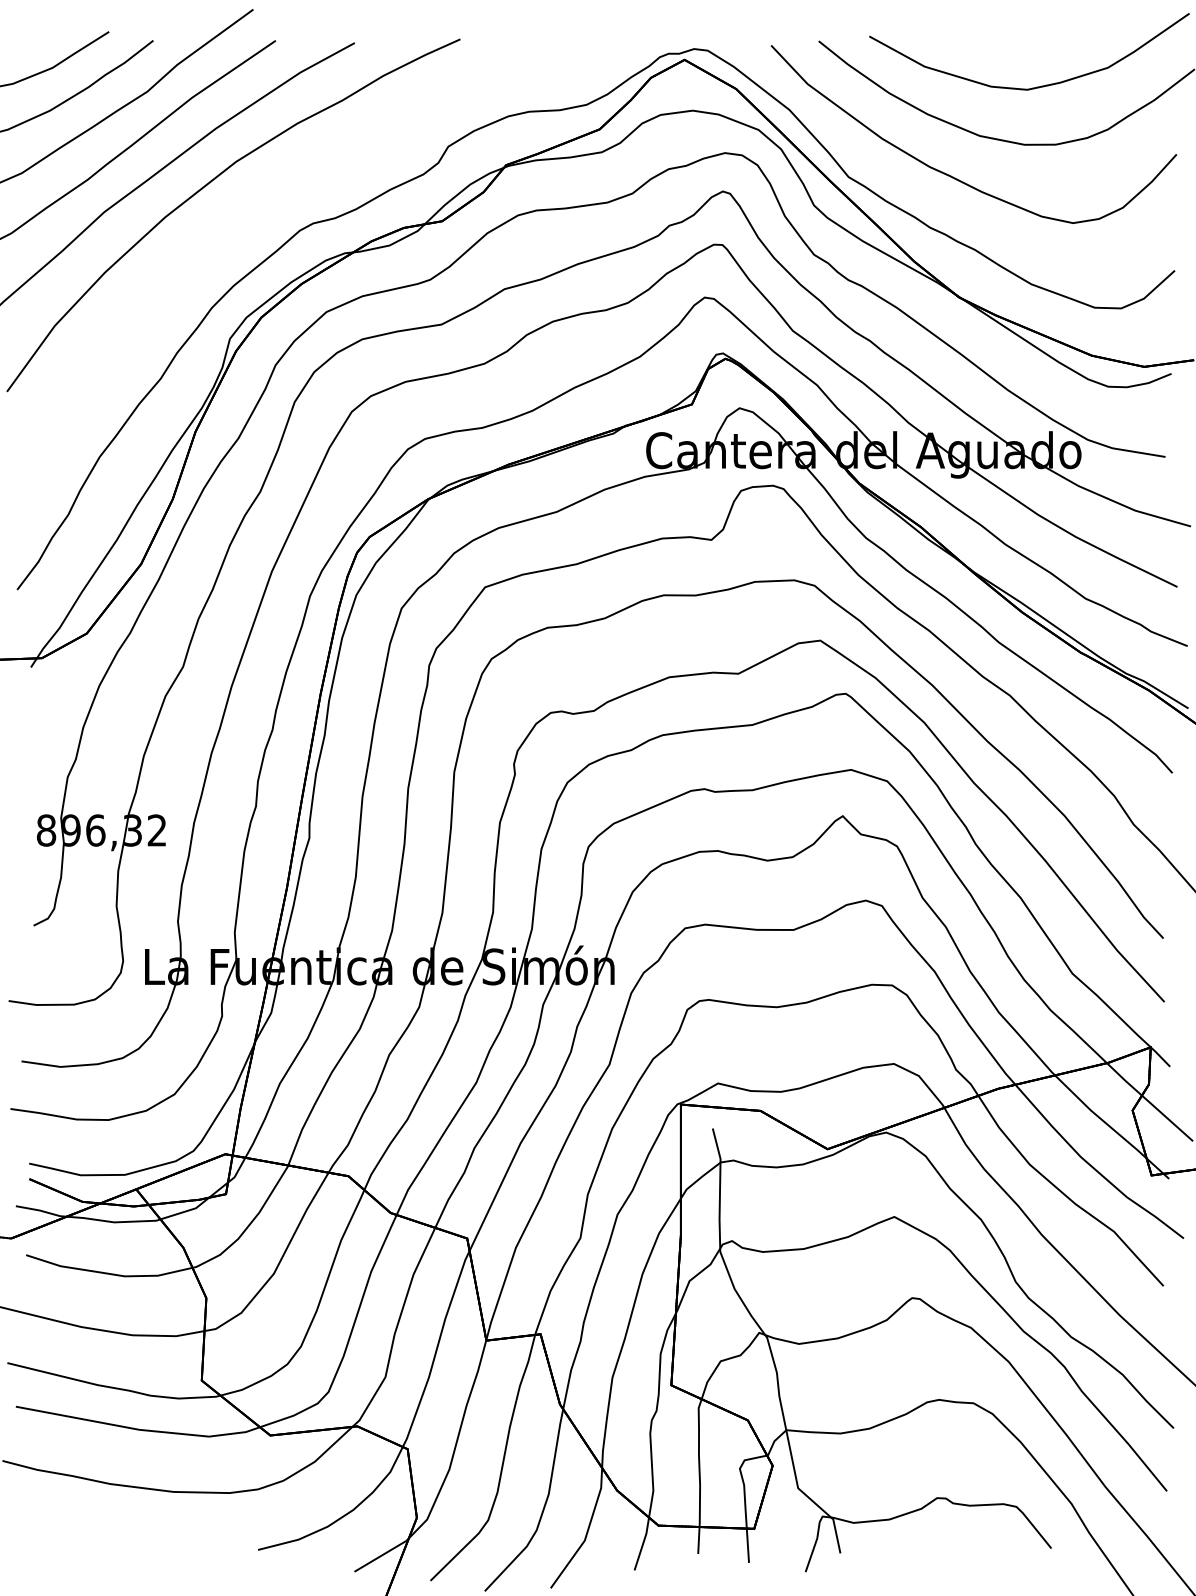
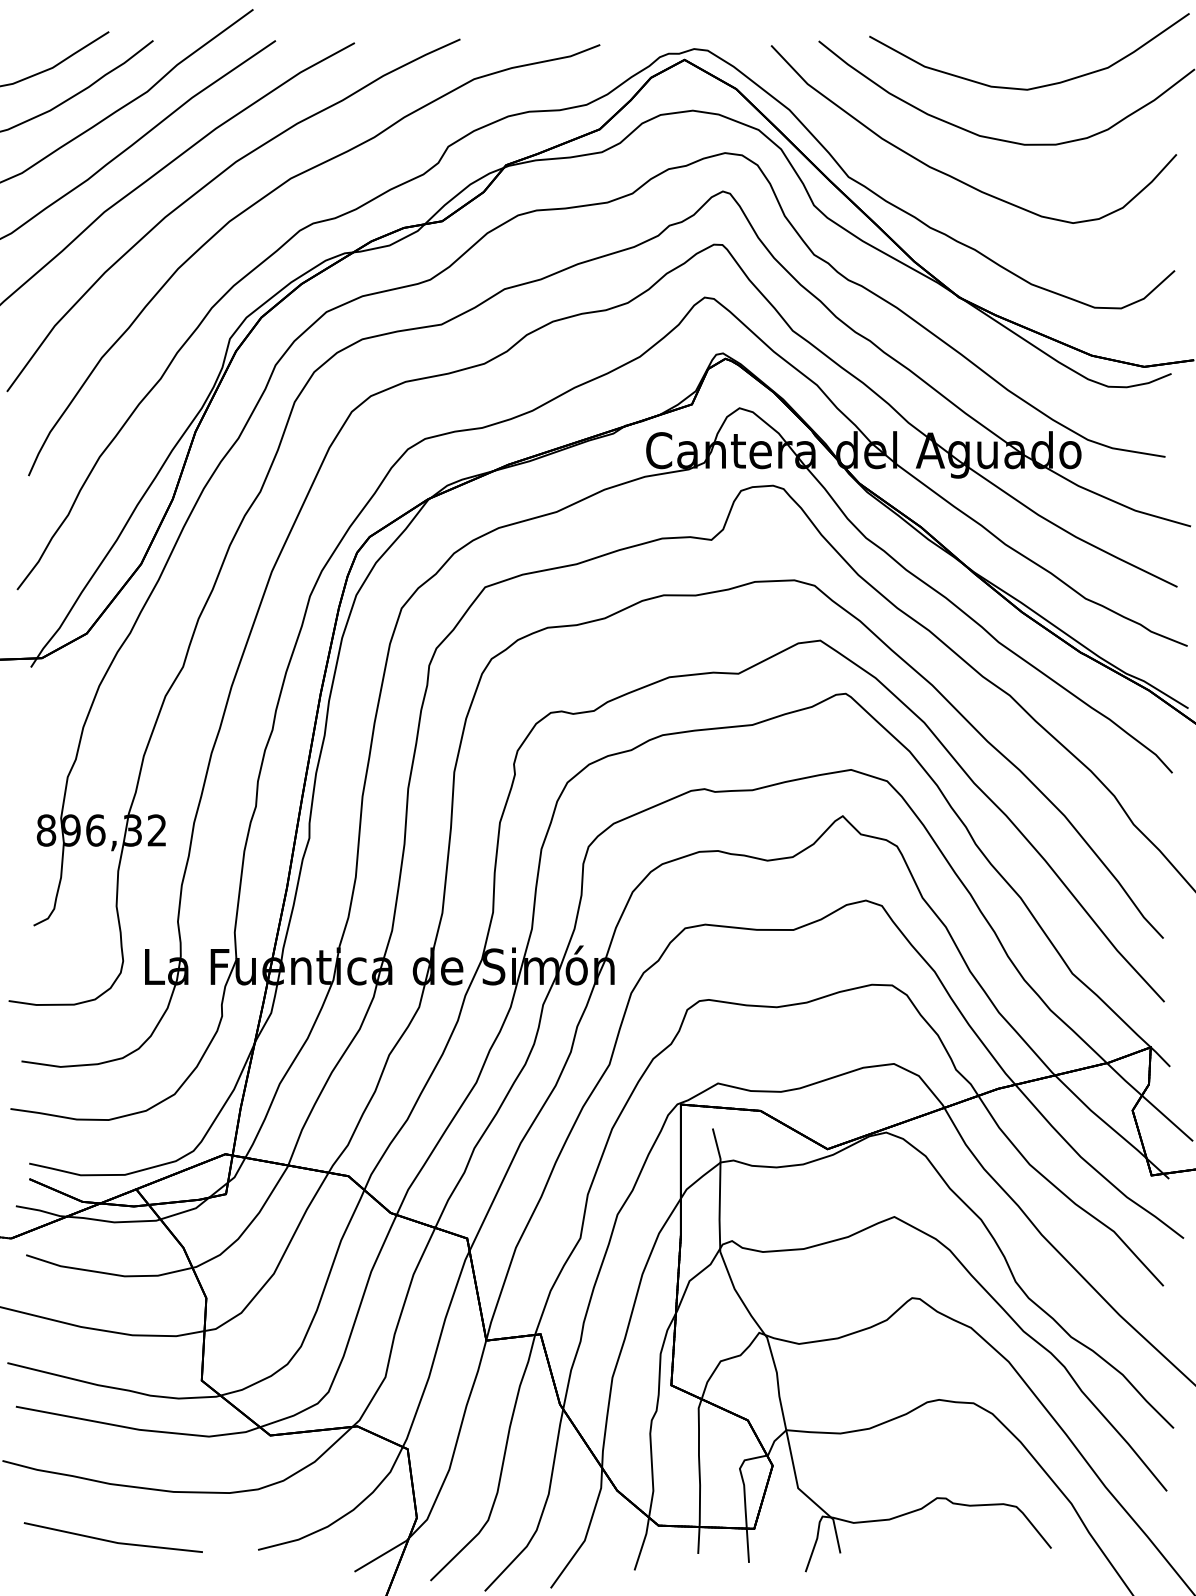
curve: none -> present (267, 196)
line: none -> present (111, 1540)
